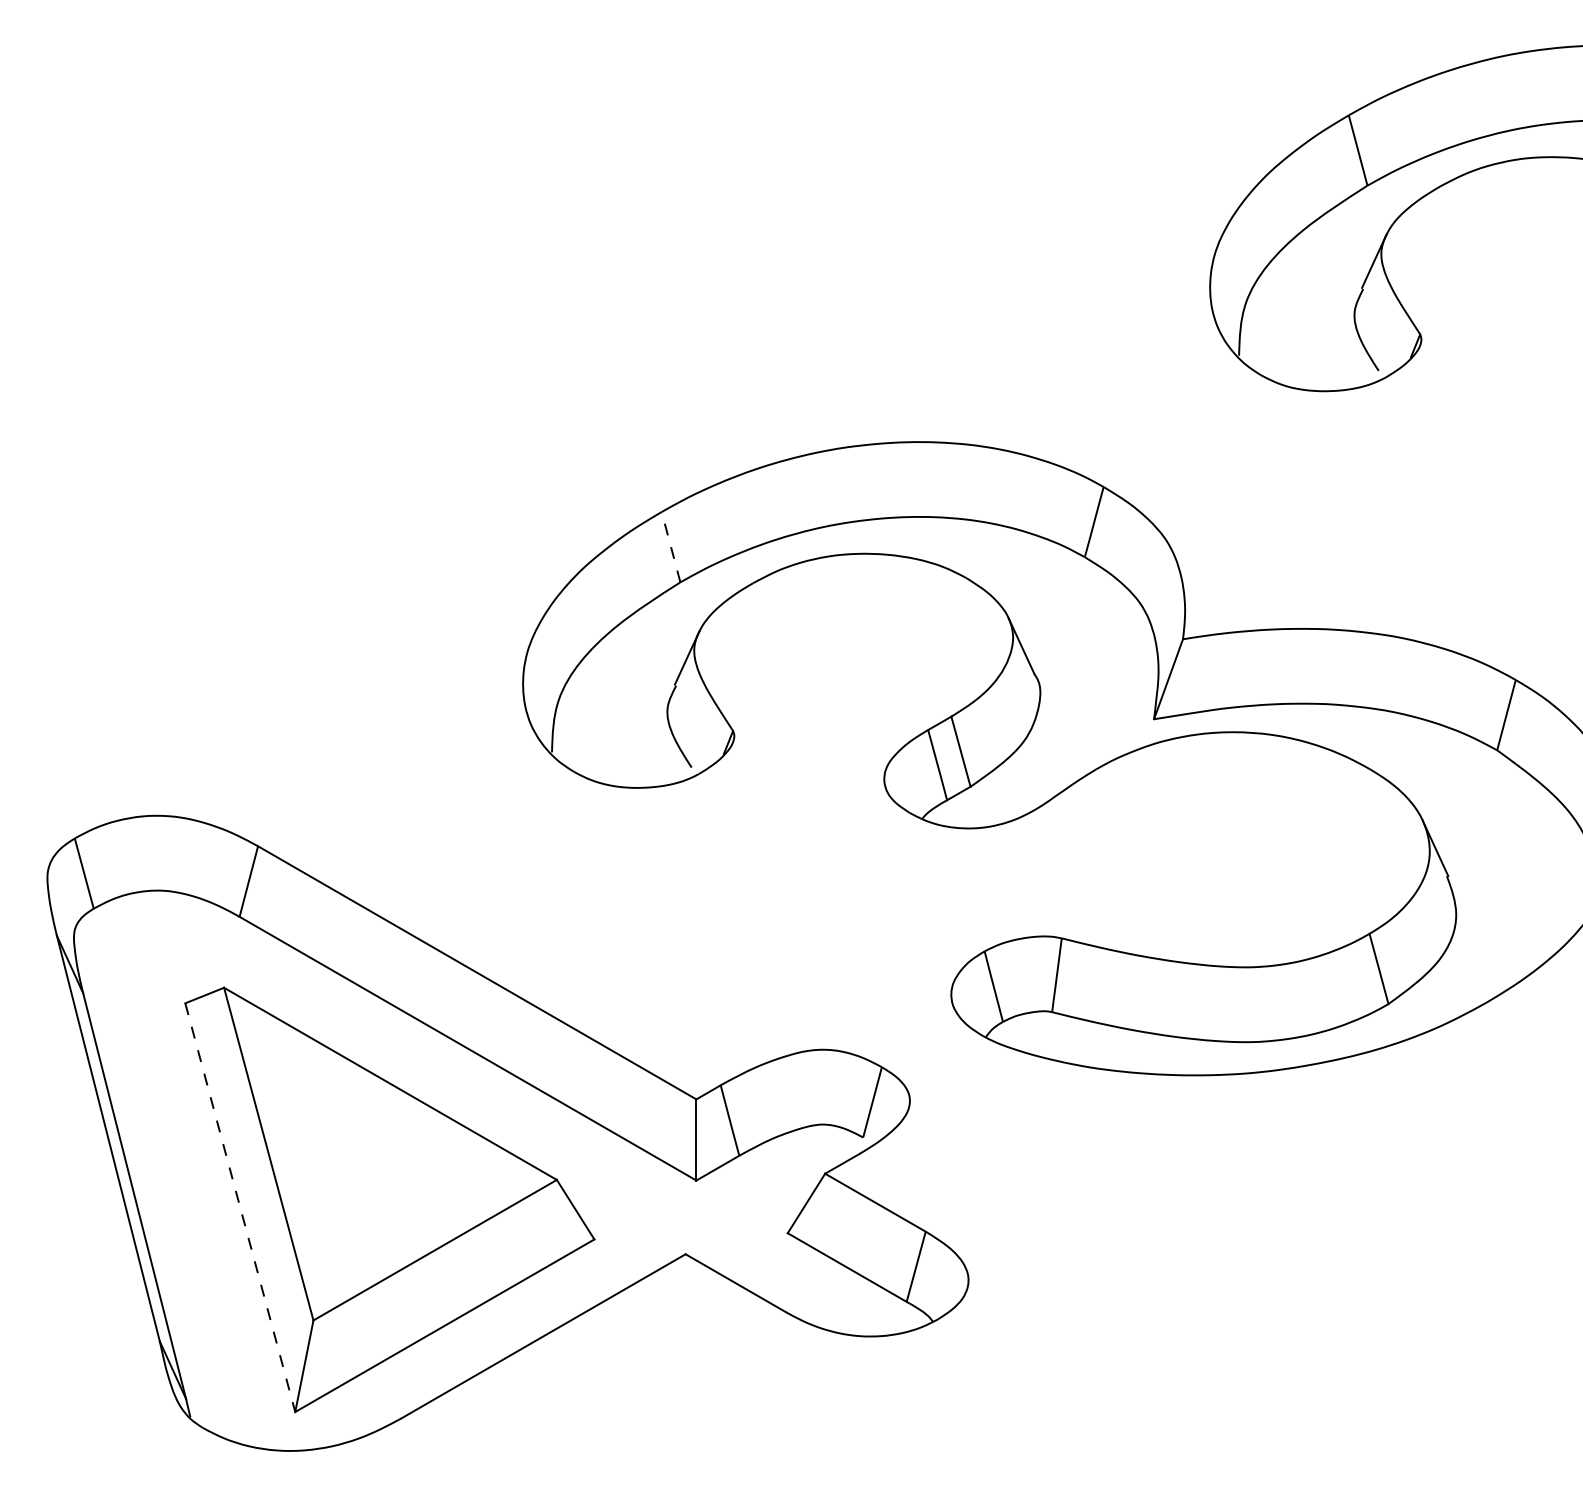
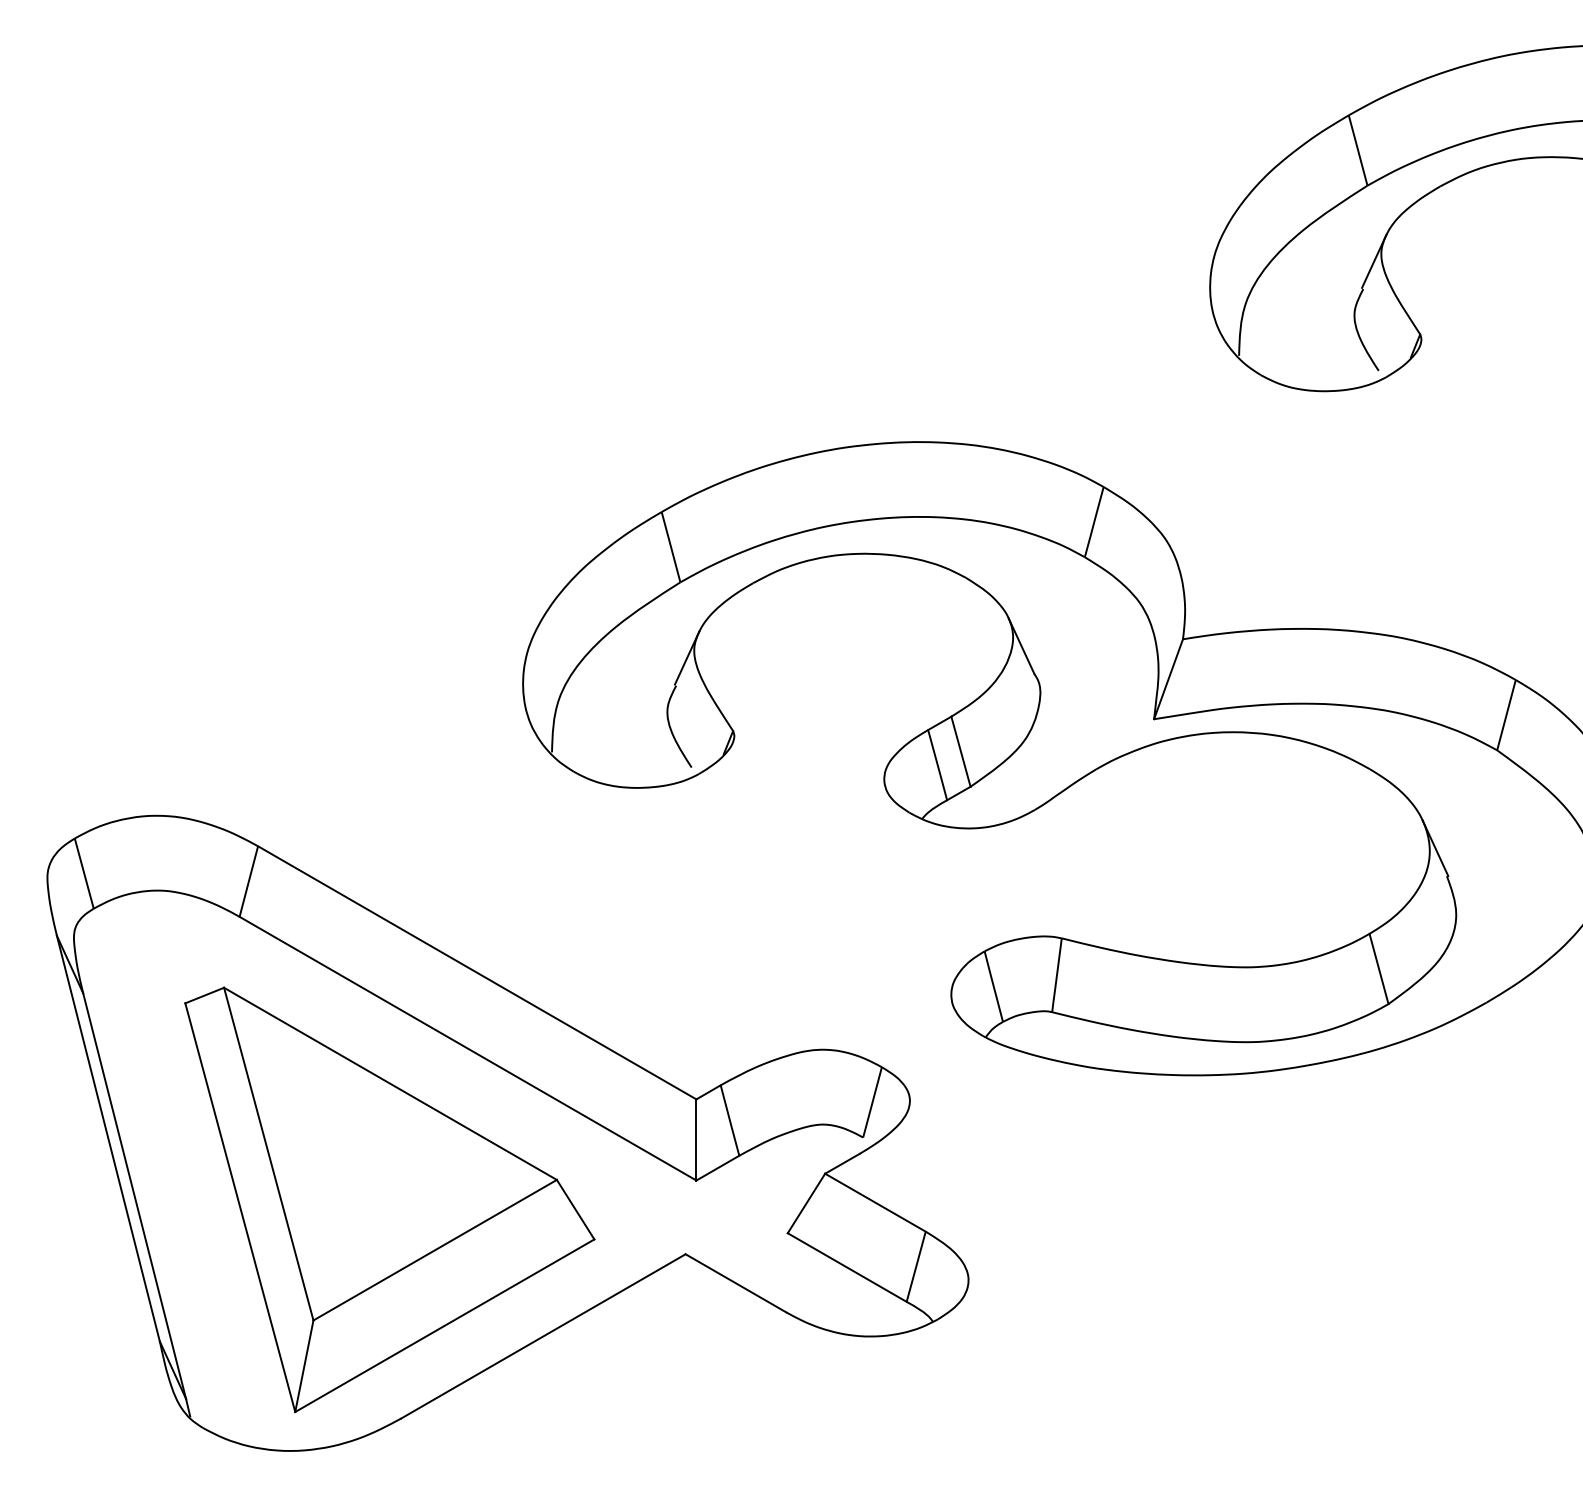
line: dashed -> solid (671, 546)
line: dashed -> solid (240, 1207)
